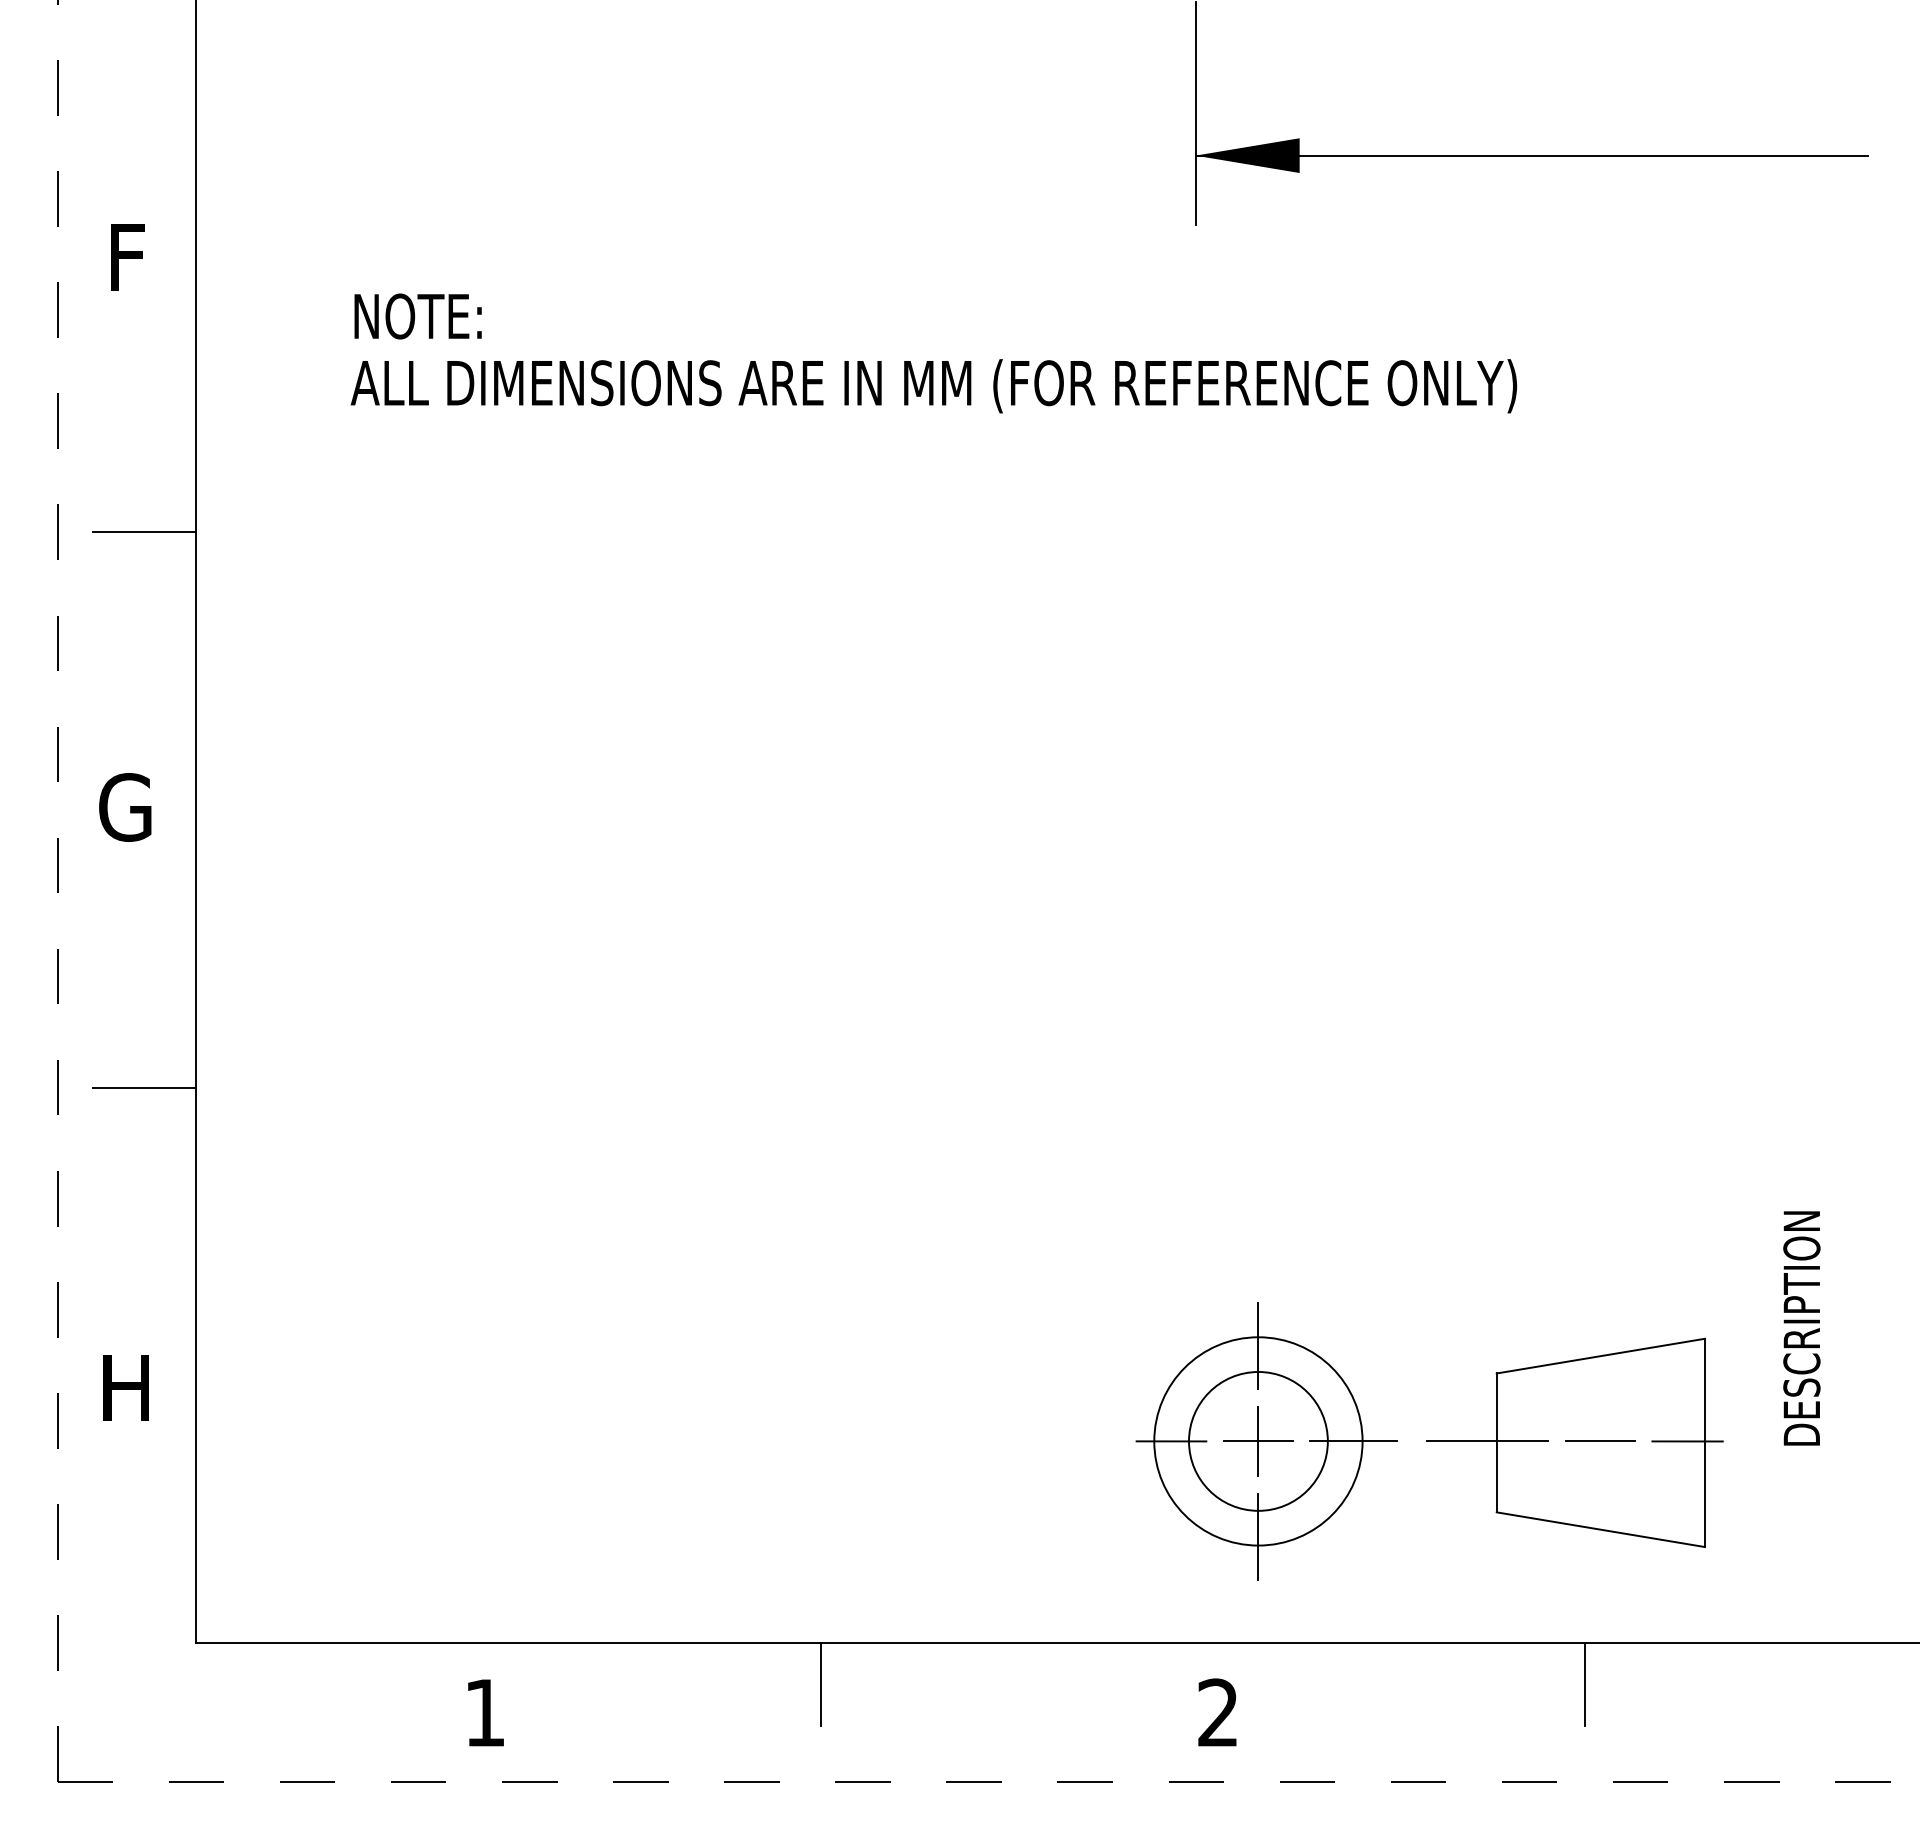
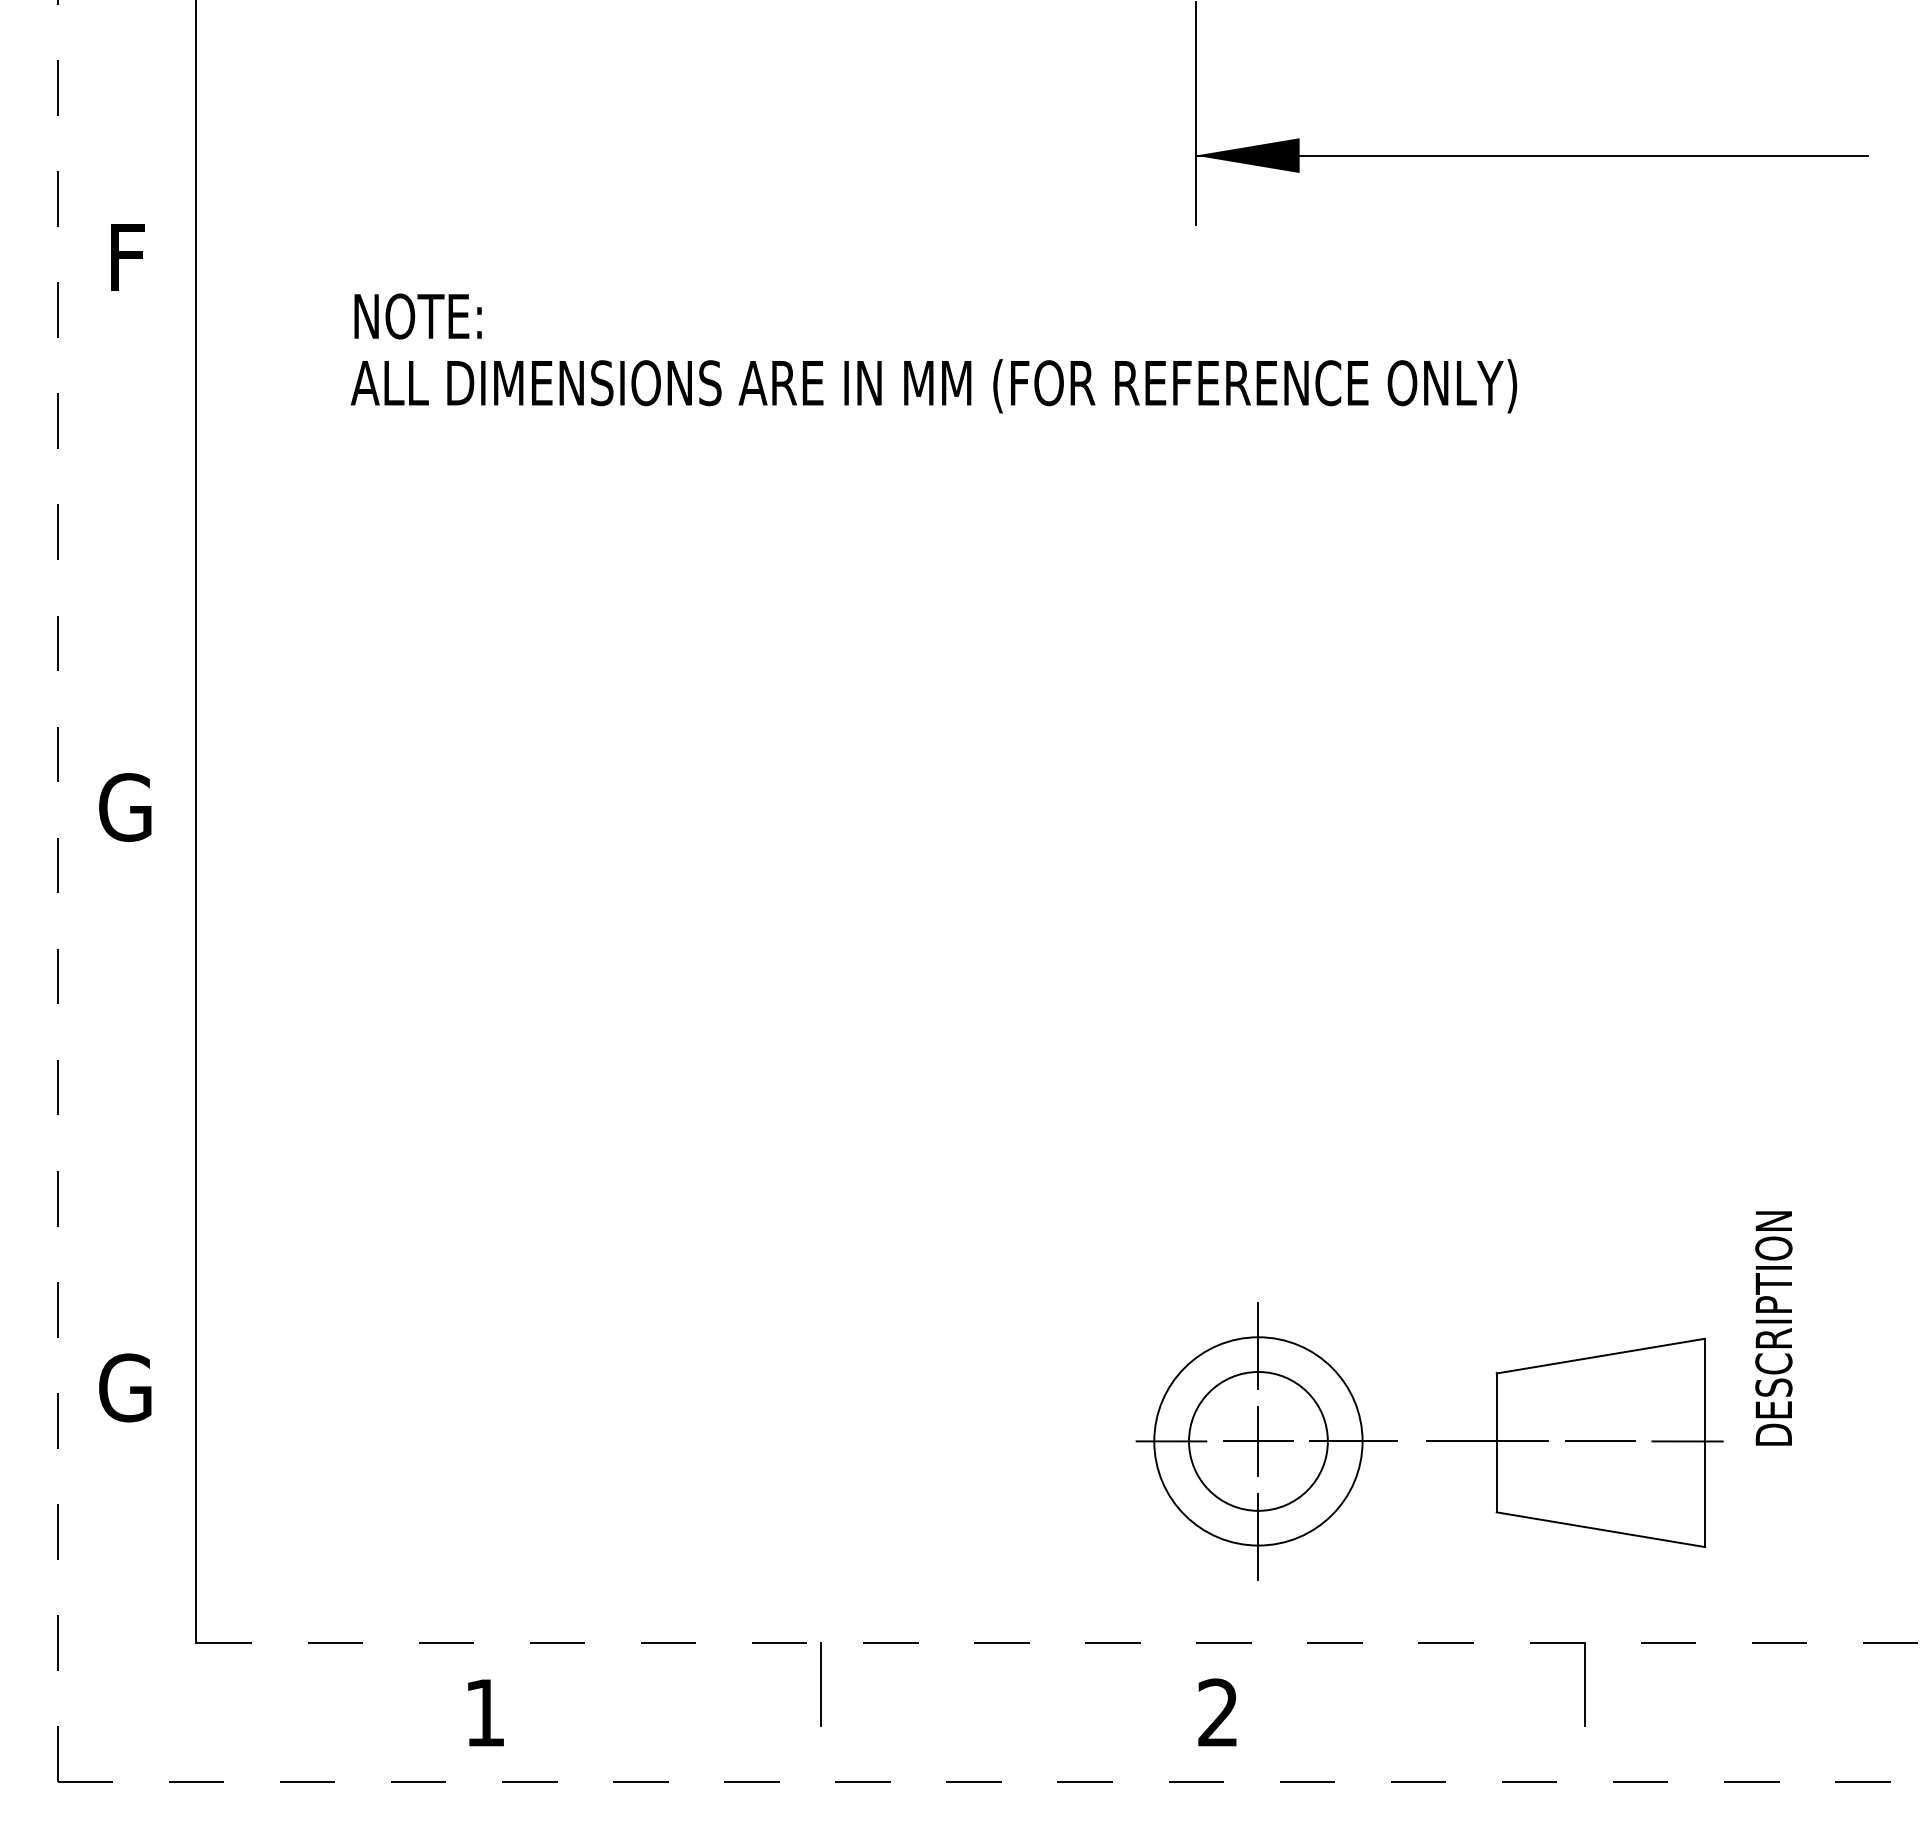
line: present -> none (144, 532)
line: present -> none (144, 1087)
text position: (1801, 1328) -> (1773, 1328) (1773, 1328)
text: H -> G (125, 1387)
line: solid -> dashed (1058, 1643)
